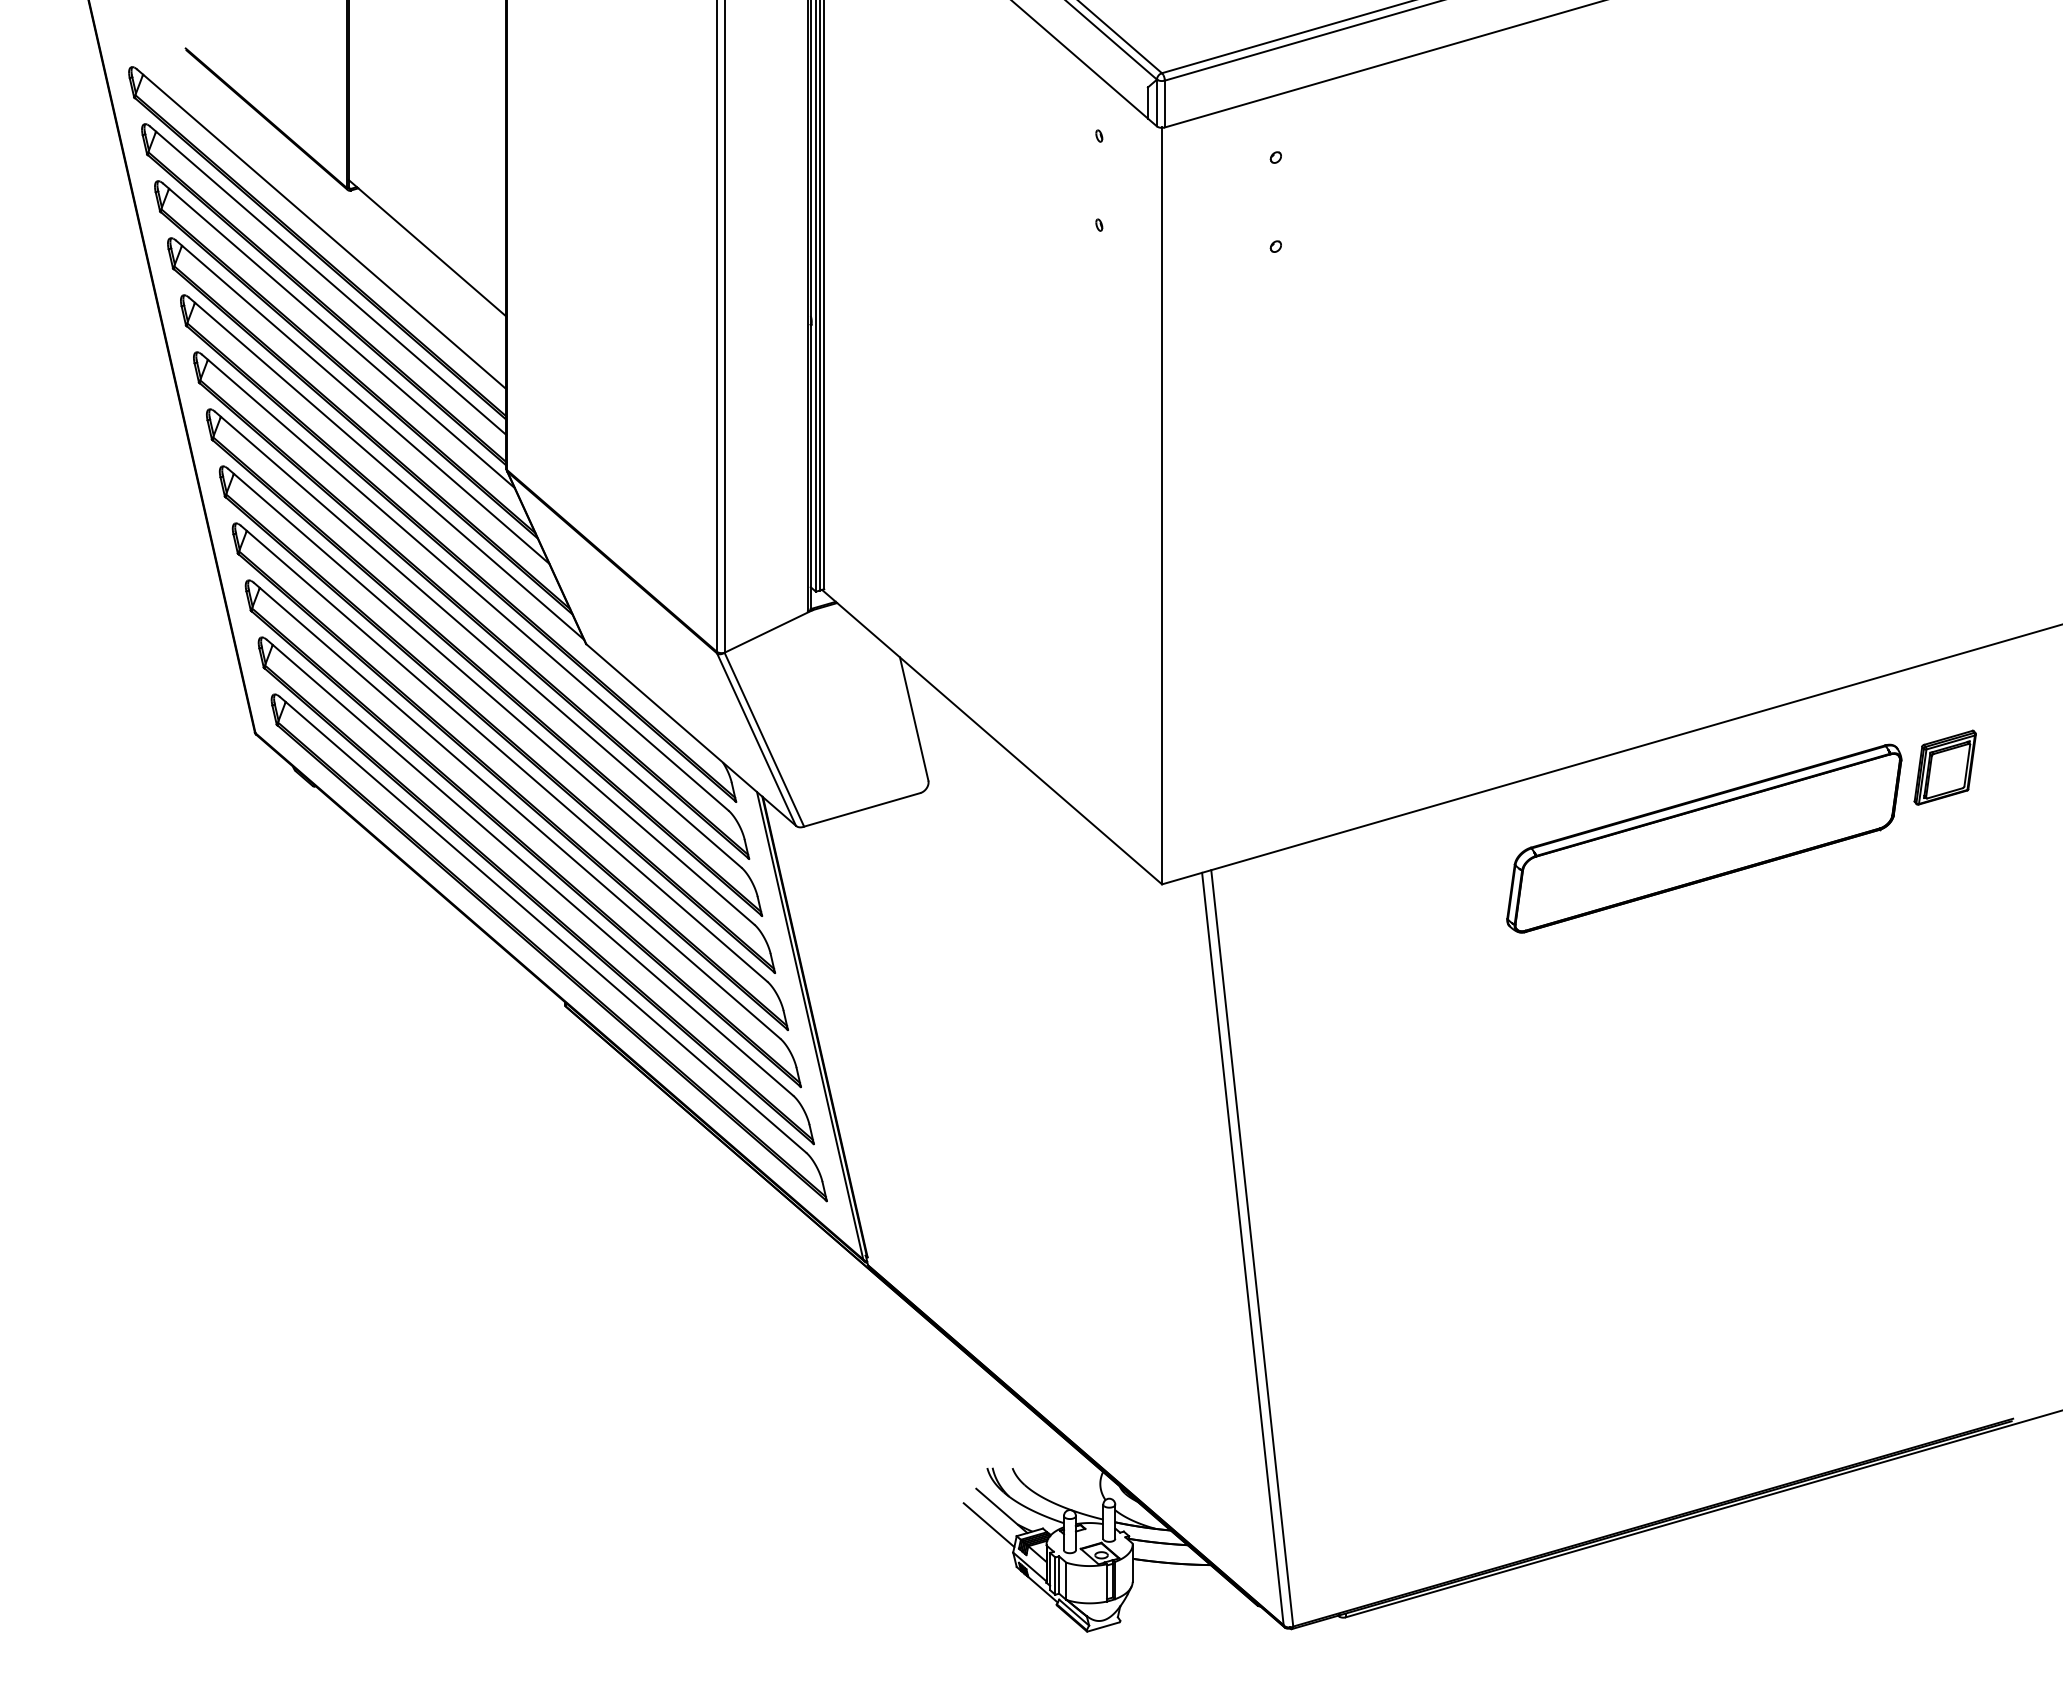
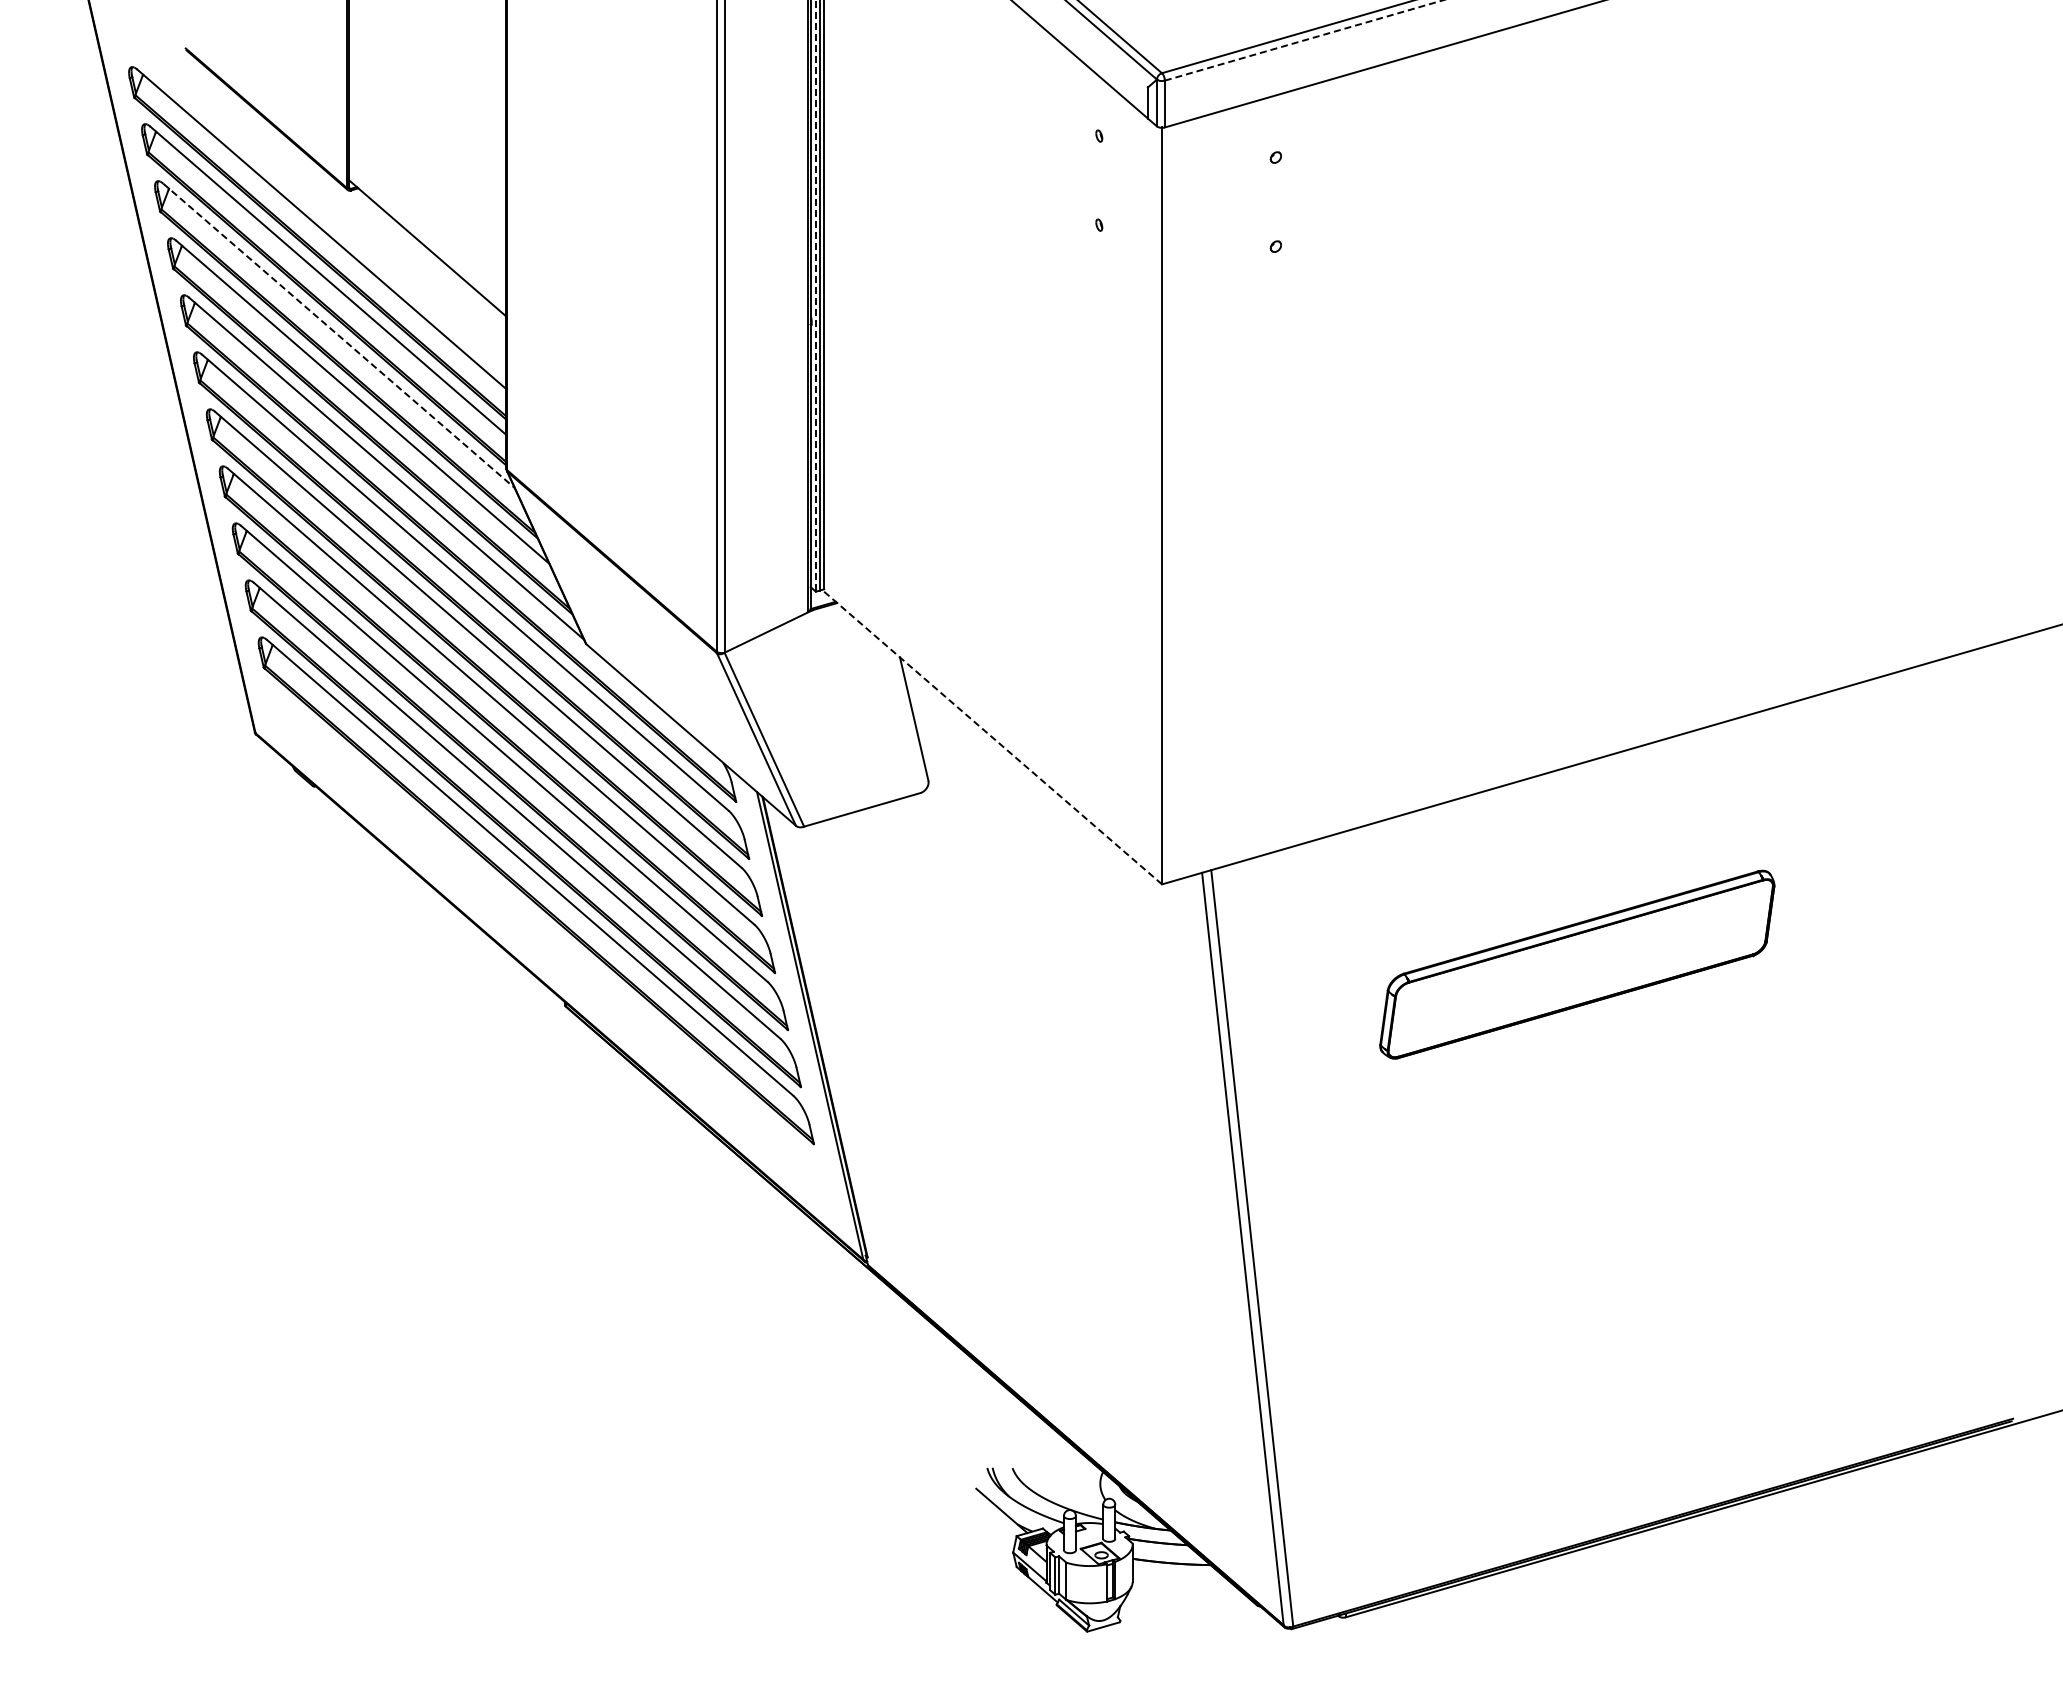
line: solid -> dashed (1304, 40)
line: solid -> dashed (815, 296)
line: solid -> dashed (339, 336)
line: solid -> dashed (992, 737)
part: present -> none (1944, 767)
part position: (1704, 838) -> (1577, 964) (1577, 964)
part: present -> none (548, 947)
line: present -> none (988, 1525)
